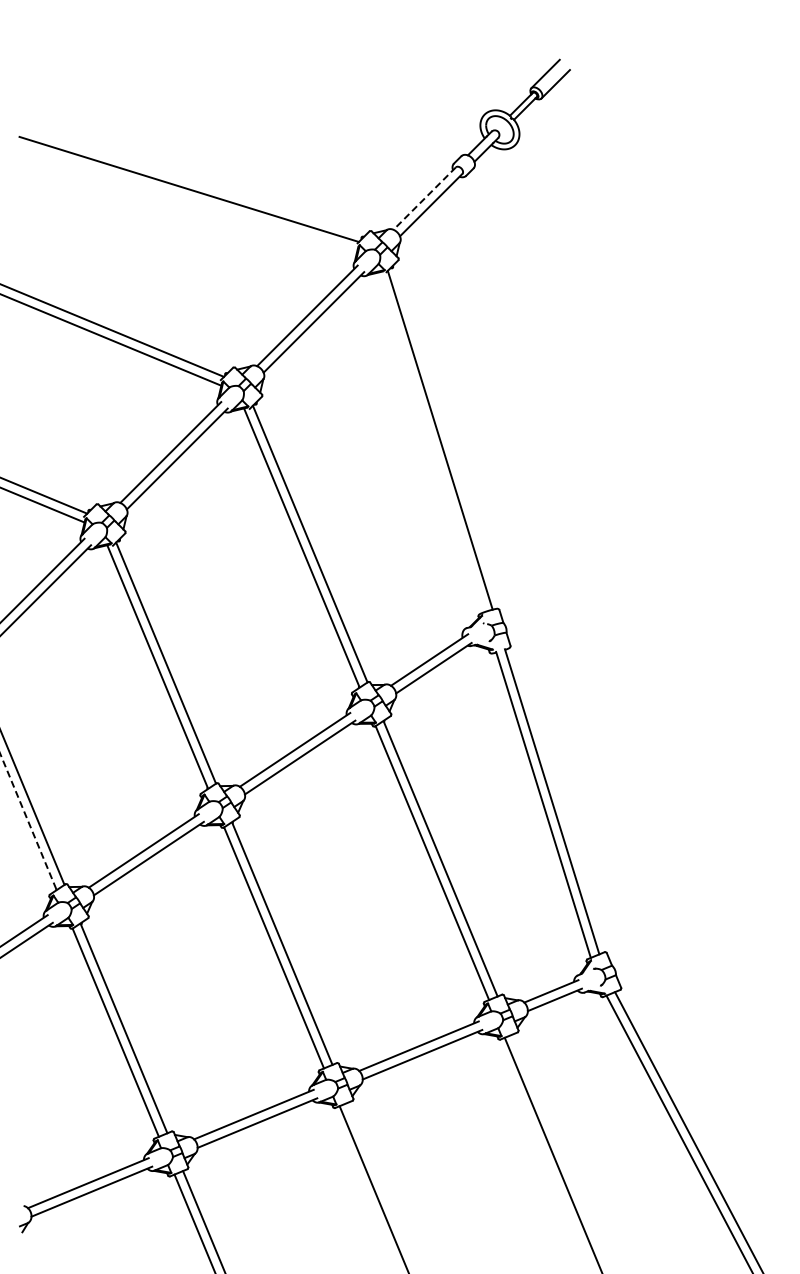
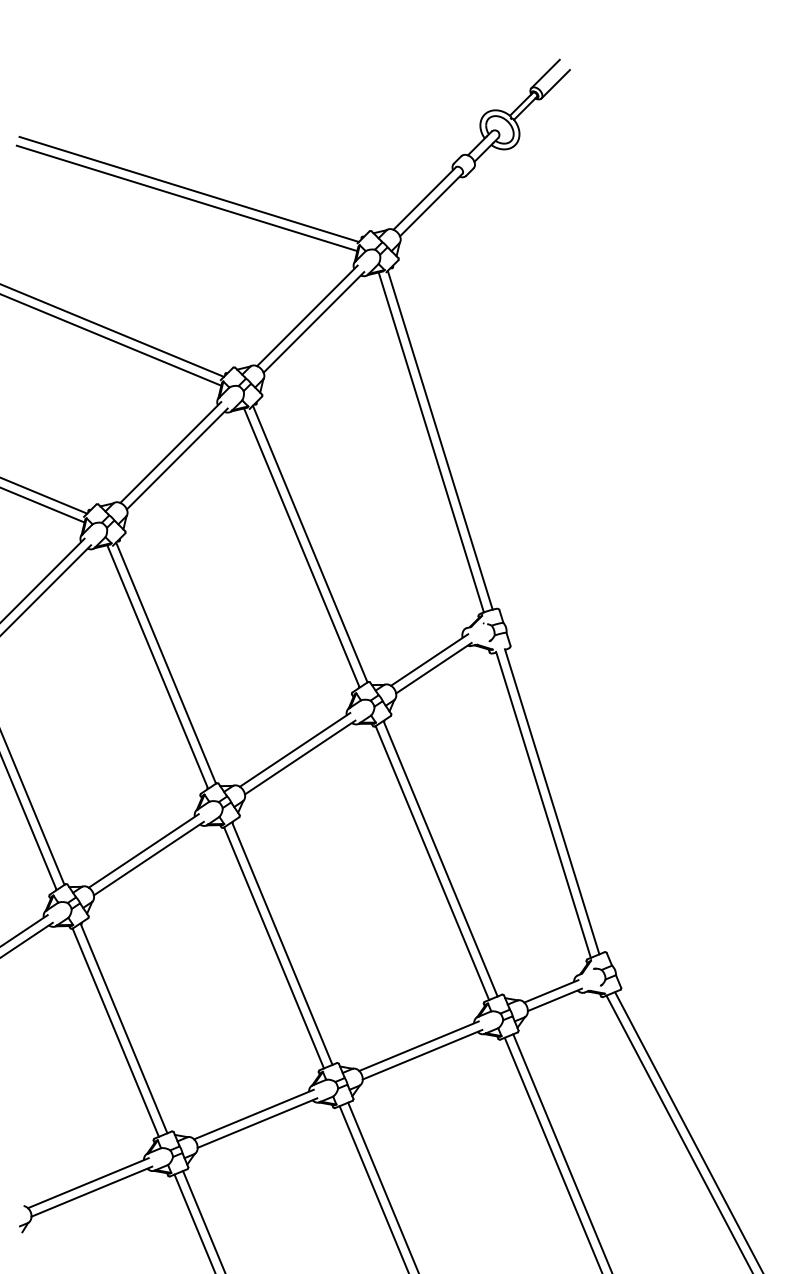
line: none -> present (186, 198)
line: dashed -> solid (424, 198)
line: none -> present (430, 442)
line: dashed -> solid (28, 821)
line: none -> present (562, 1152)
line: none -> present (382, 1186)
